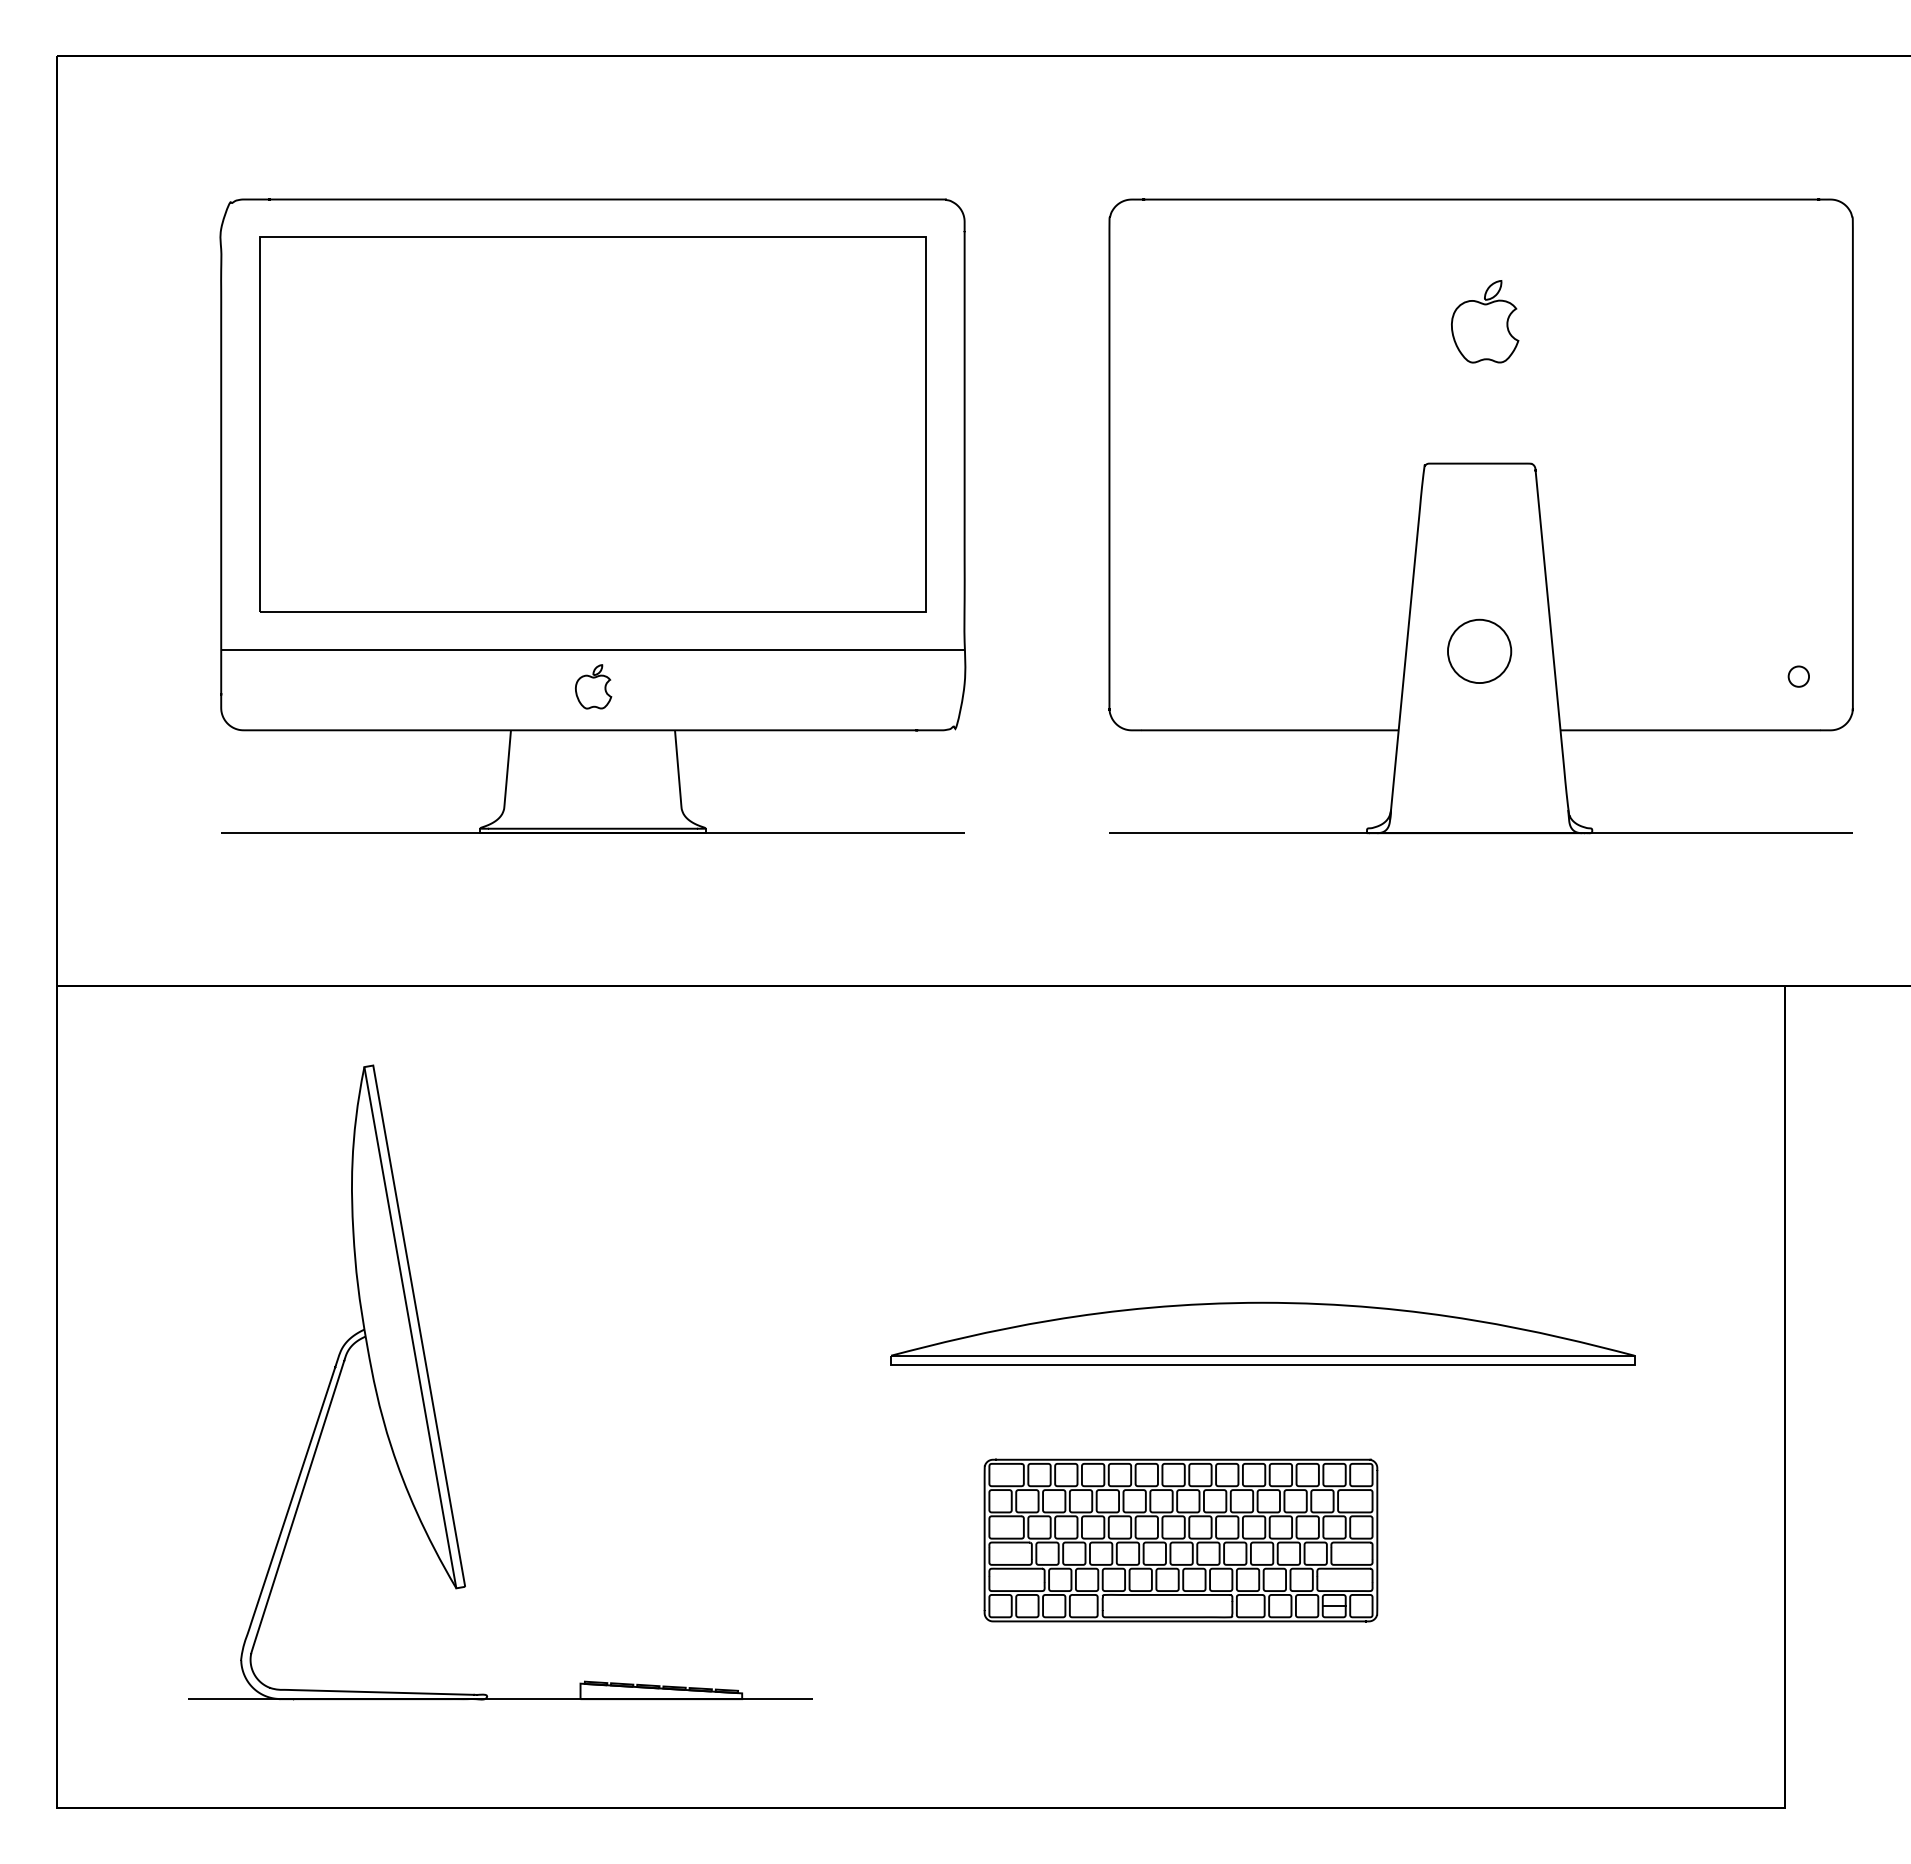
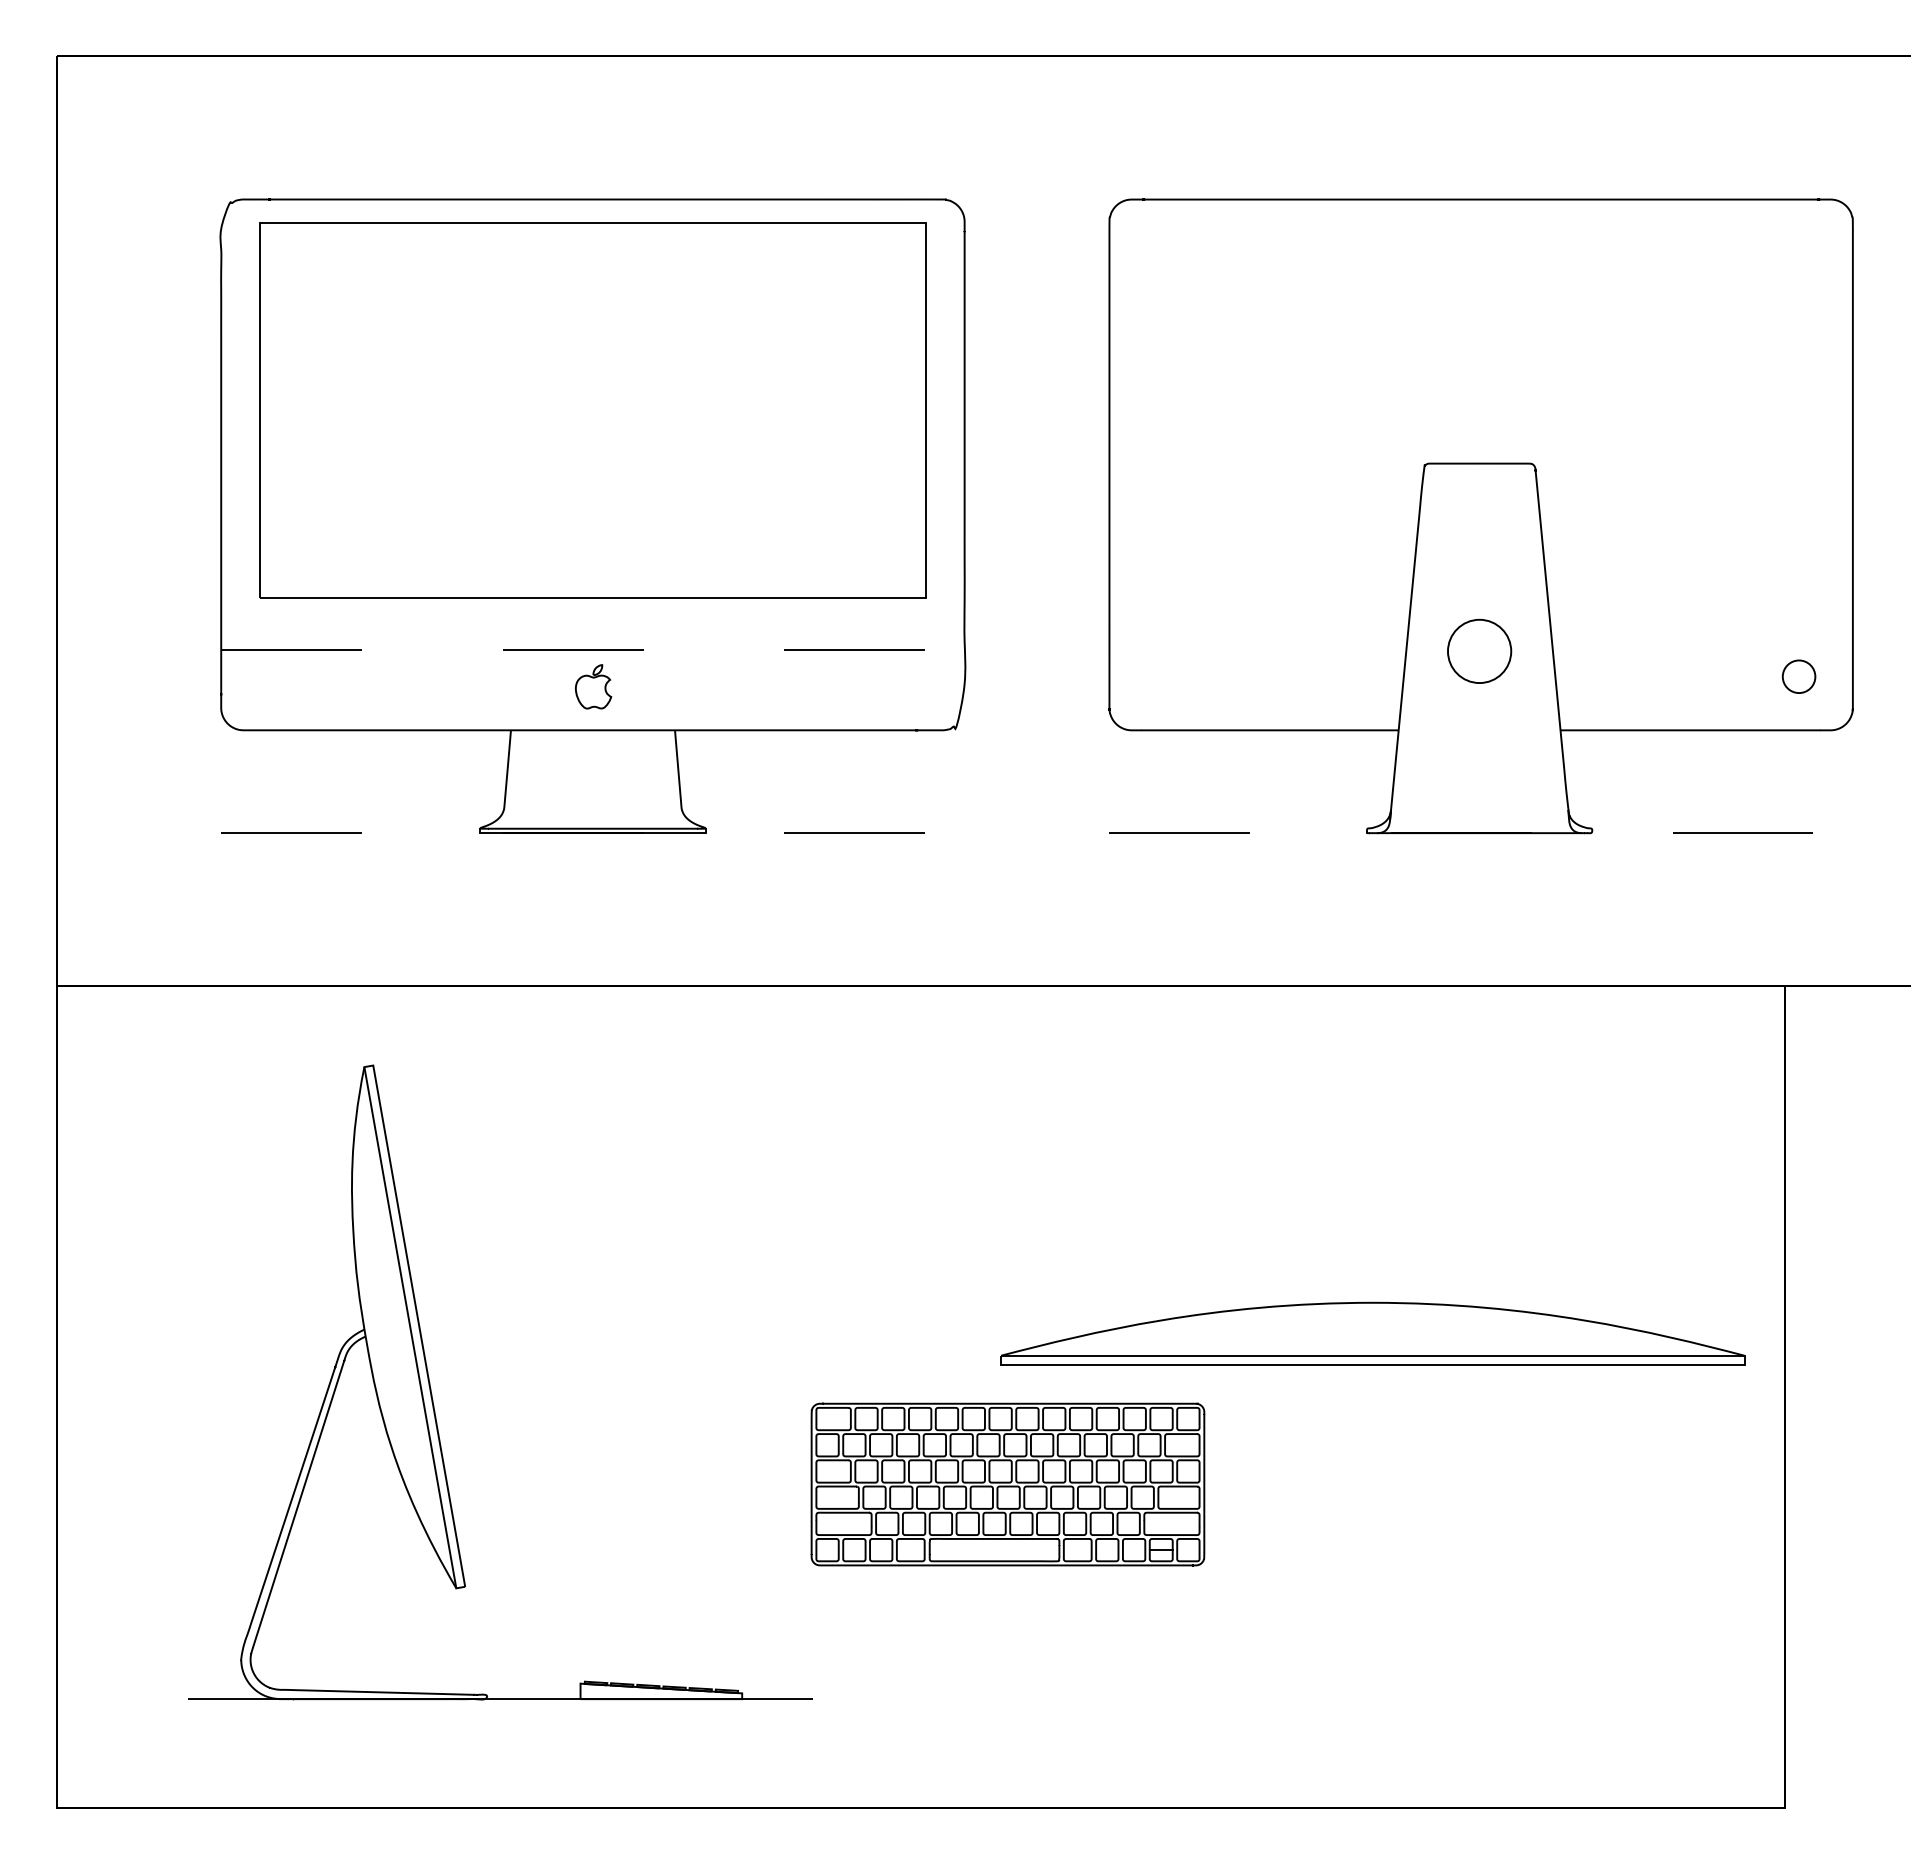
part: present -> none (1485, 321)
part position: (592, 424) -> (592, 410) (592, 410)
line: solid -> dashed (592, 649)
circle size: 23x23 px -> 36x35 px (1798, 676)
line: solid -> dashed (592, 833)
line: solid -> dashed (1481, 833)
part position: (1262, 1333) -> (1372, 1333) (1372, 1333)
part position: (1180, 1540) -> (1007, 1484) (1007, 1484)
